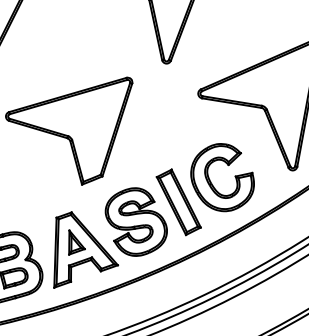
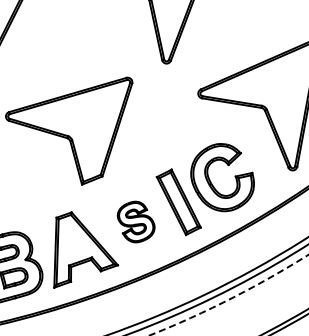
part size: 64x70 px -> 40x44 px (135, 221)
part: present -> none (76, 242)
circle: solid -> dashed (228, 294)
